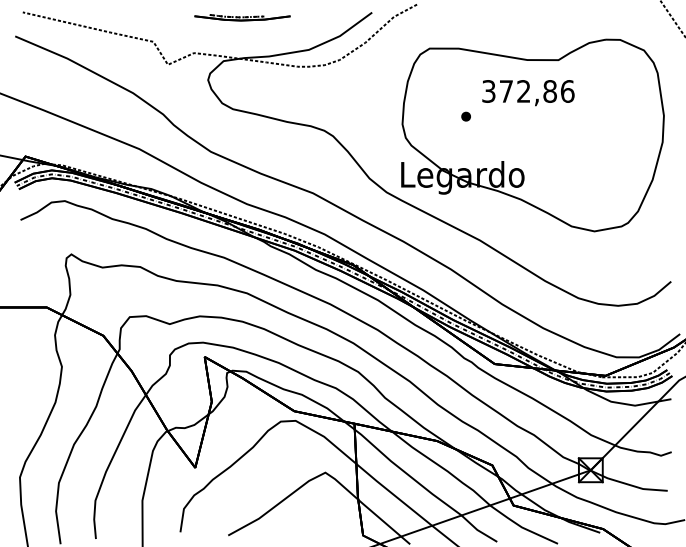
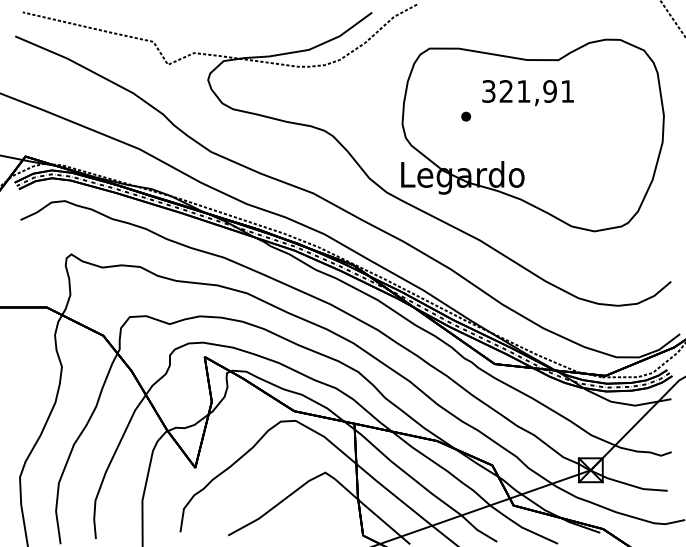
part: present -> none (242, 17)
text: 372,86 -> 321,91 (536, 91)
